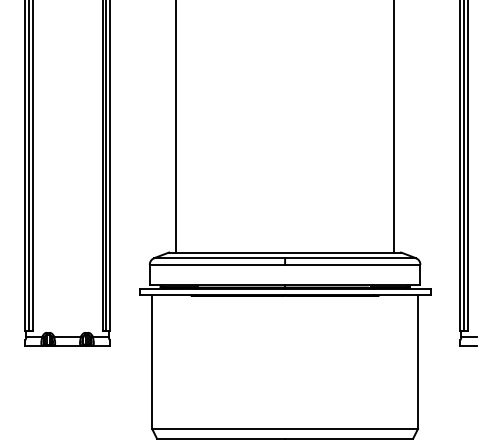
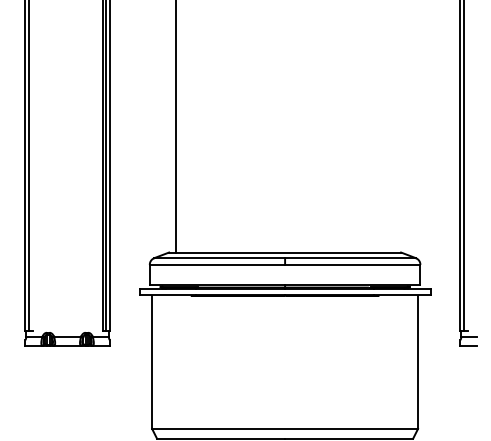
line: present -> none (393, 127)
line: present -> none (32, 166)
line: present -> none (467, 166)
